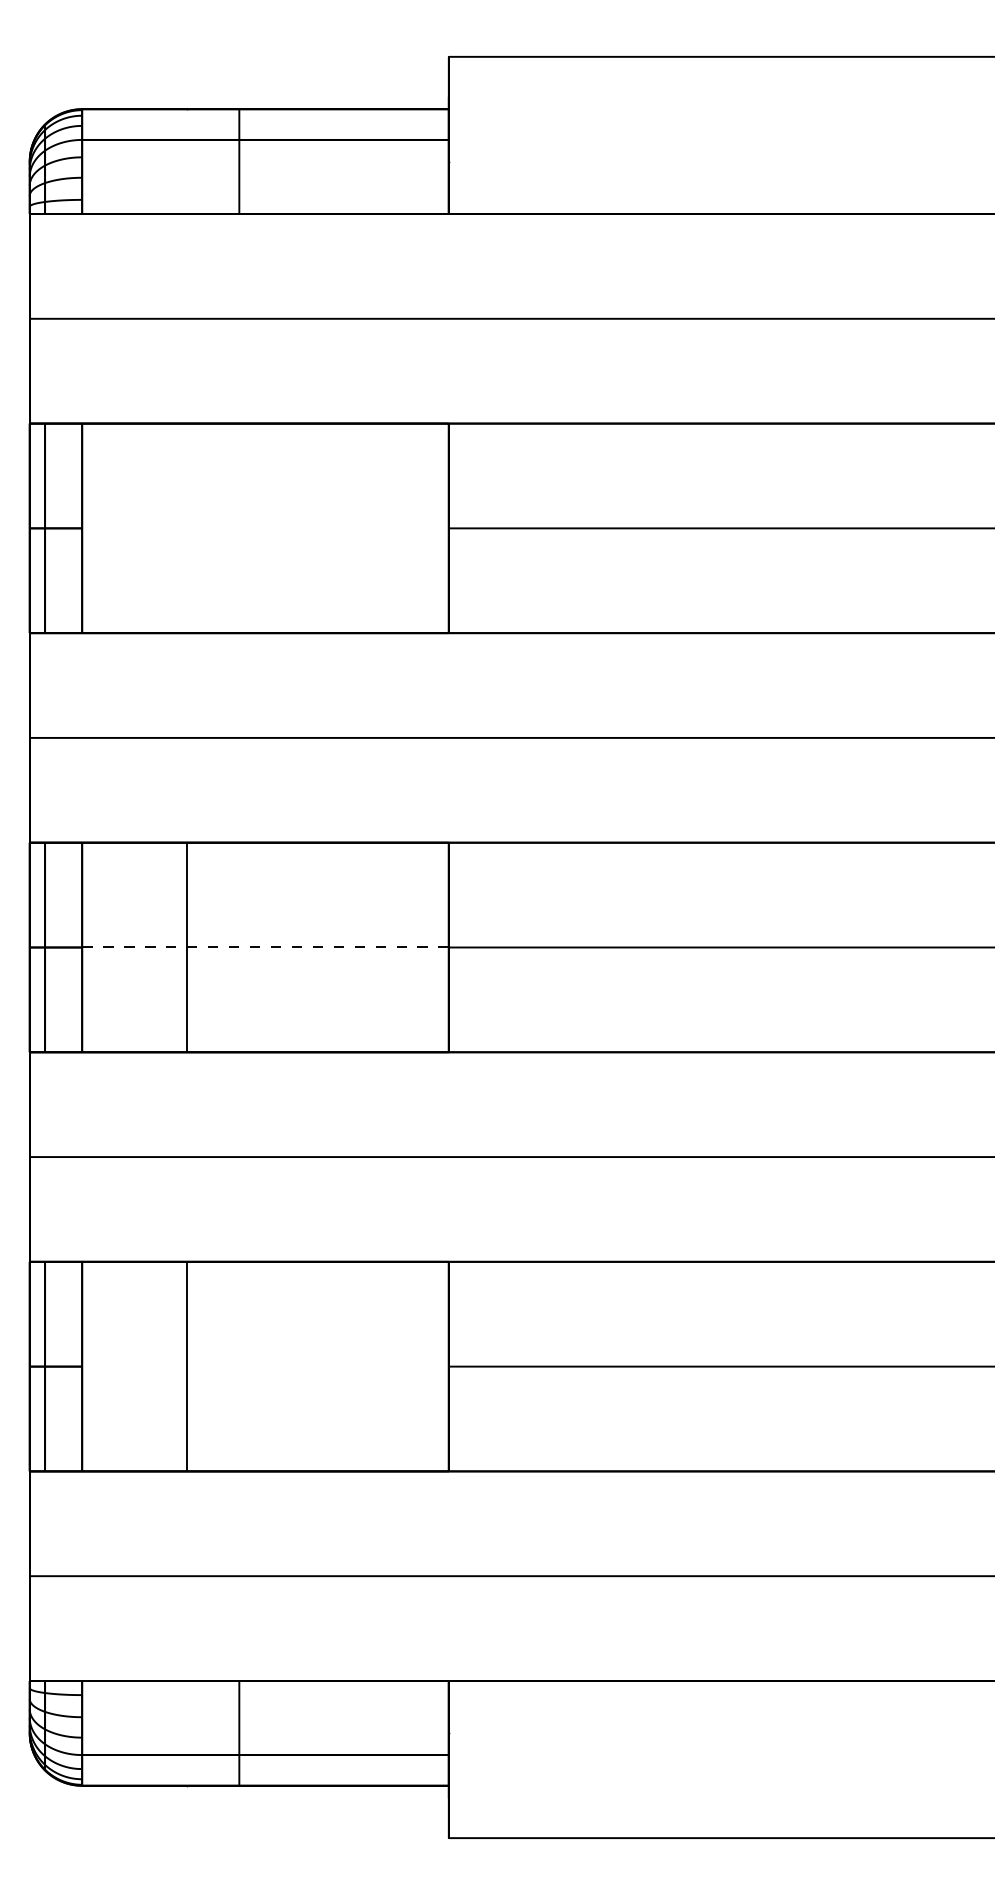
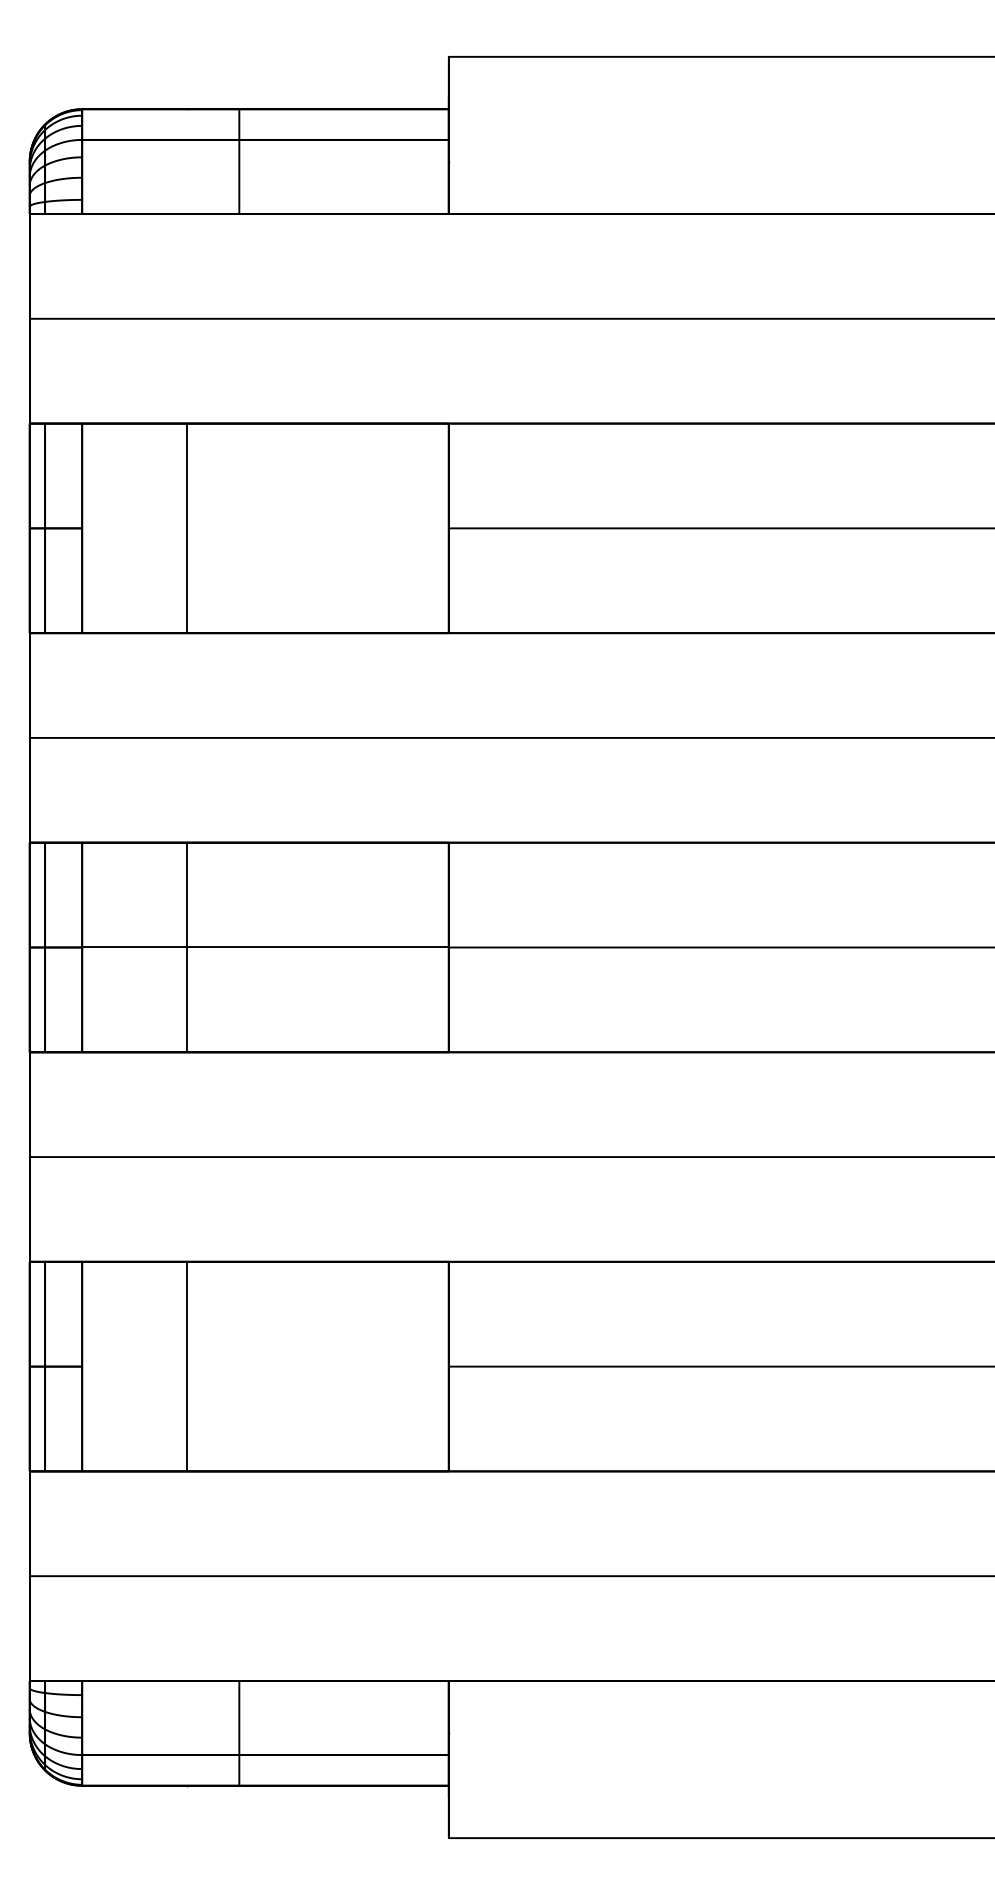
line: none -> present (186, 528)
line: dashed -> solid (266, 947)
